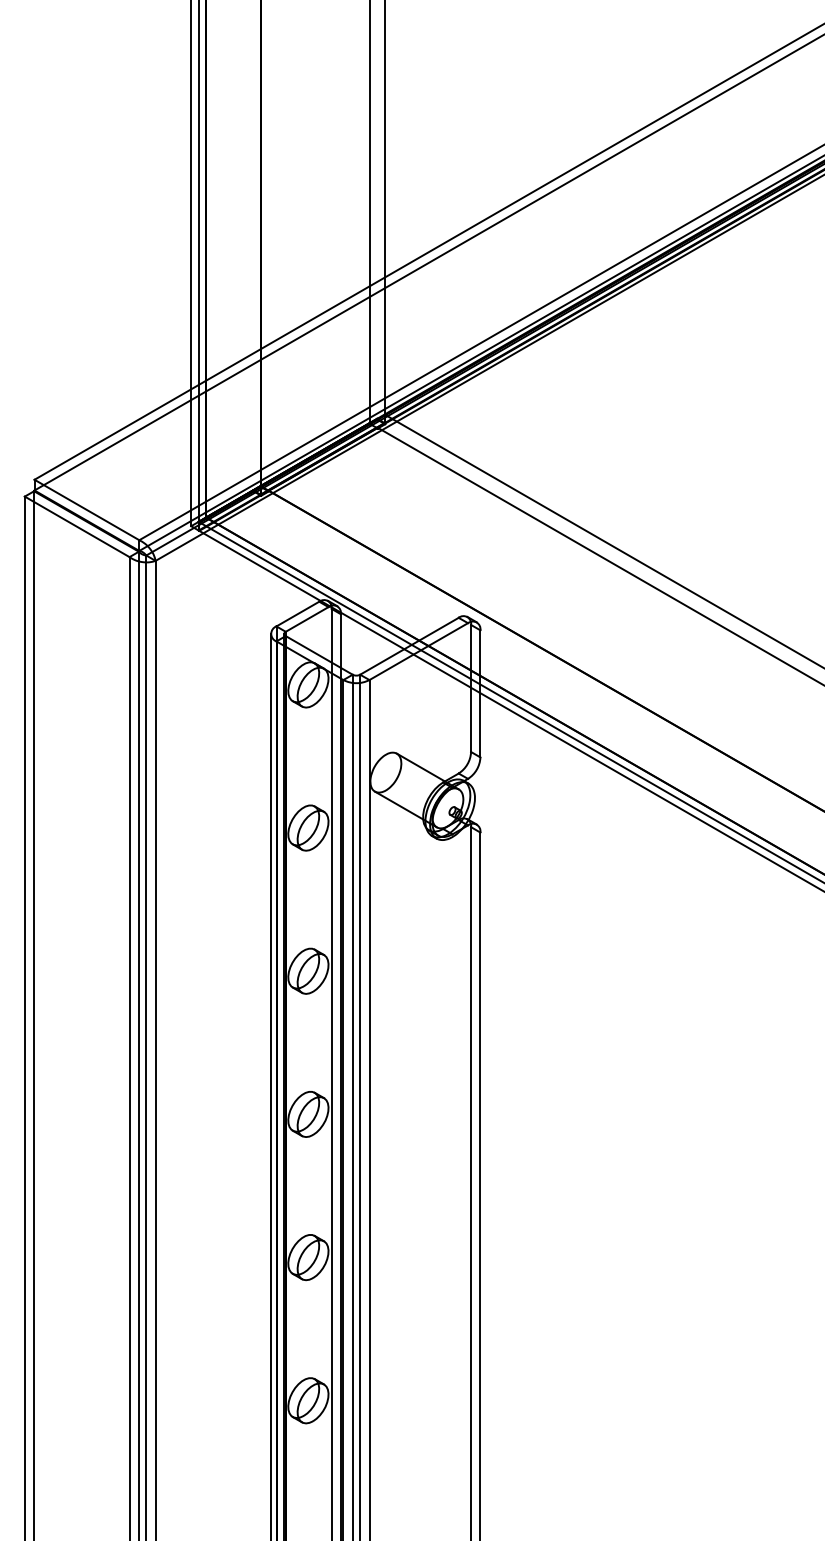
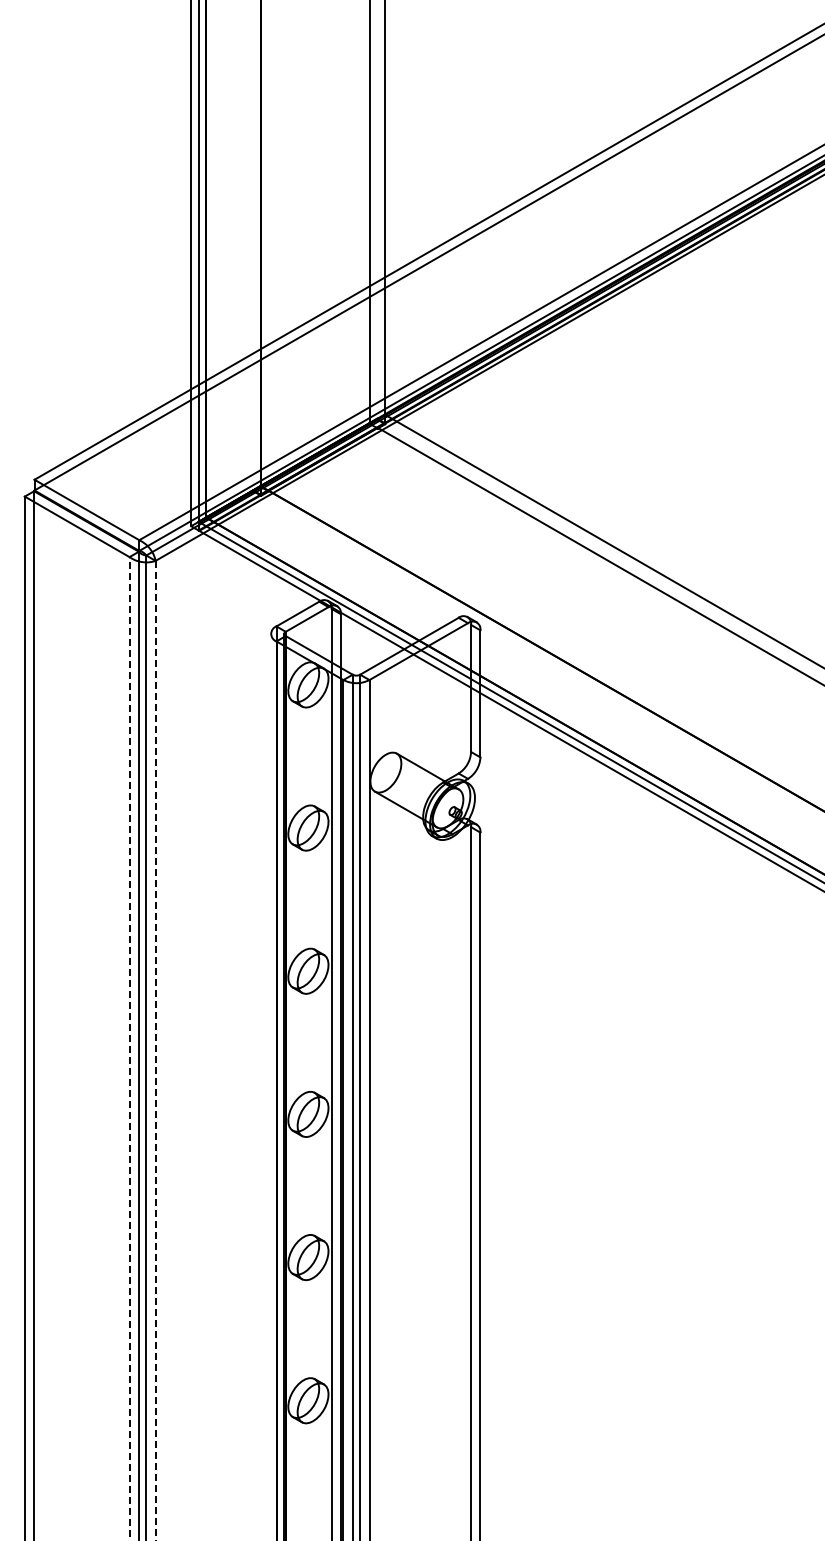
line: solid -> dashed (129, 1048)
line: solid -> dashed (155, 1050)
line: present -> none (271, 1085)
